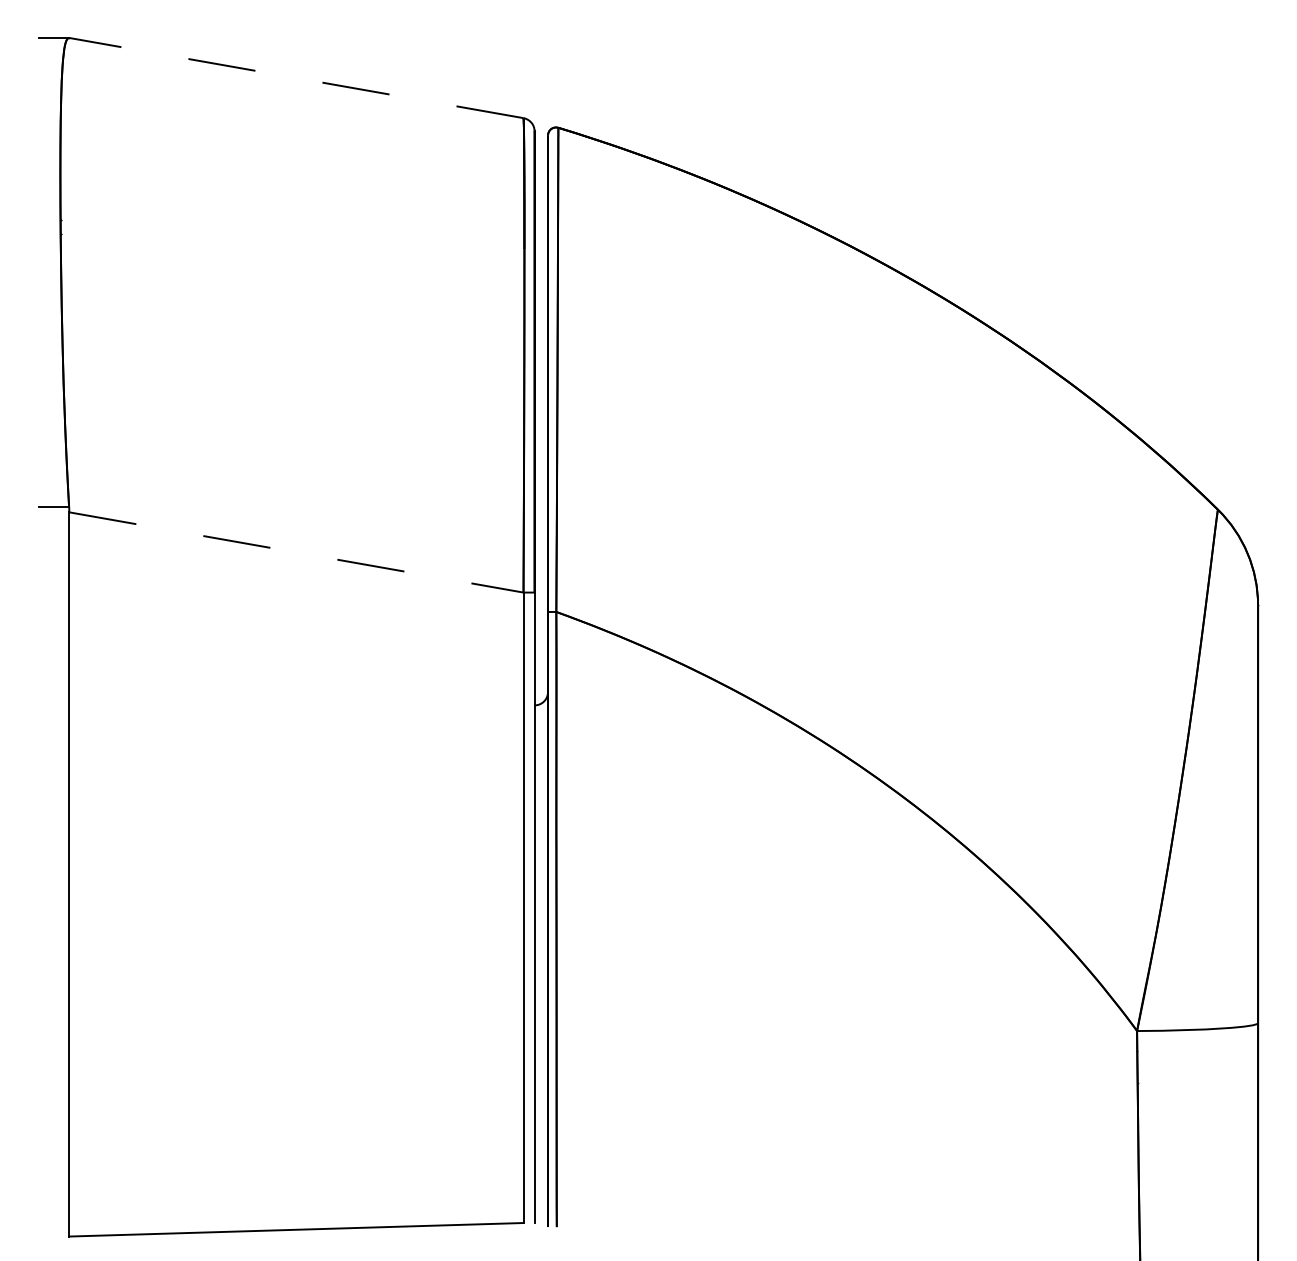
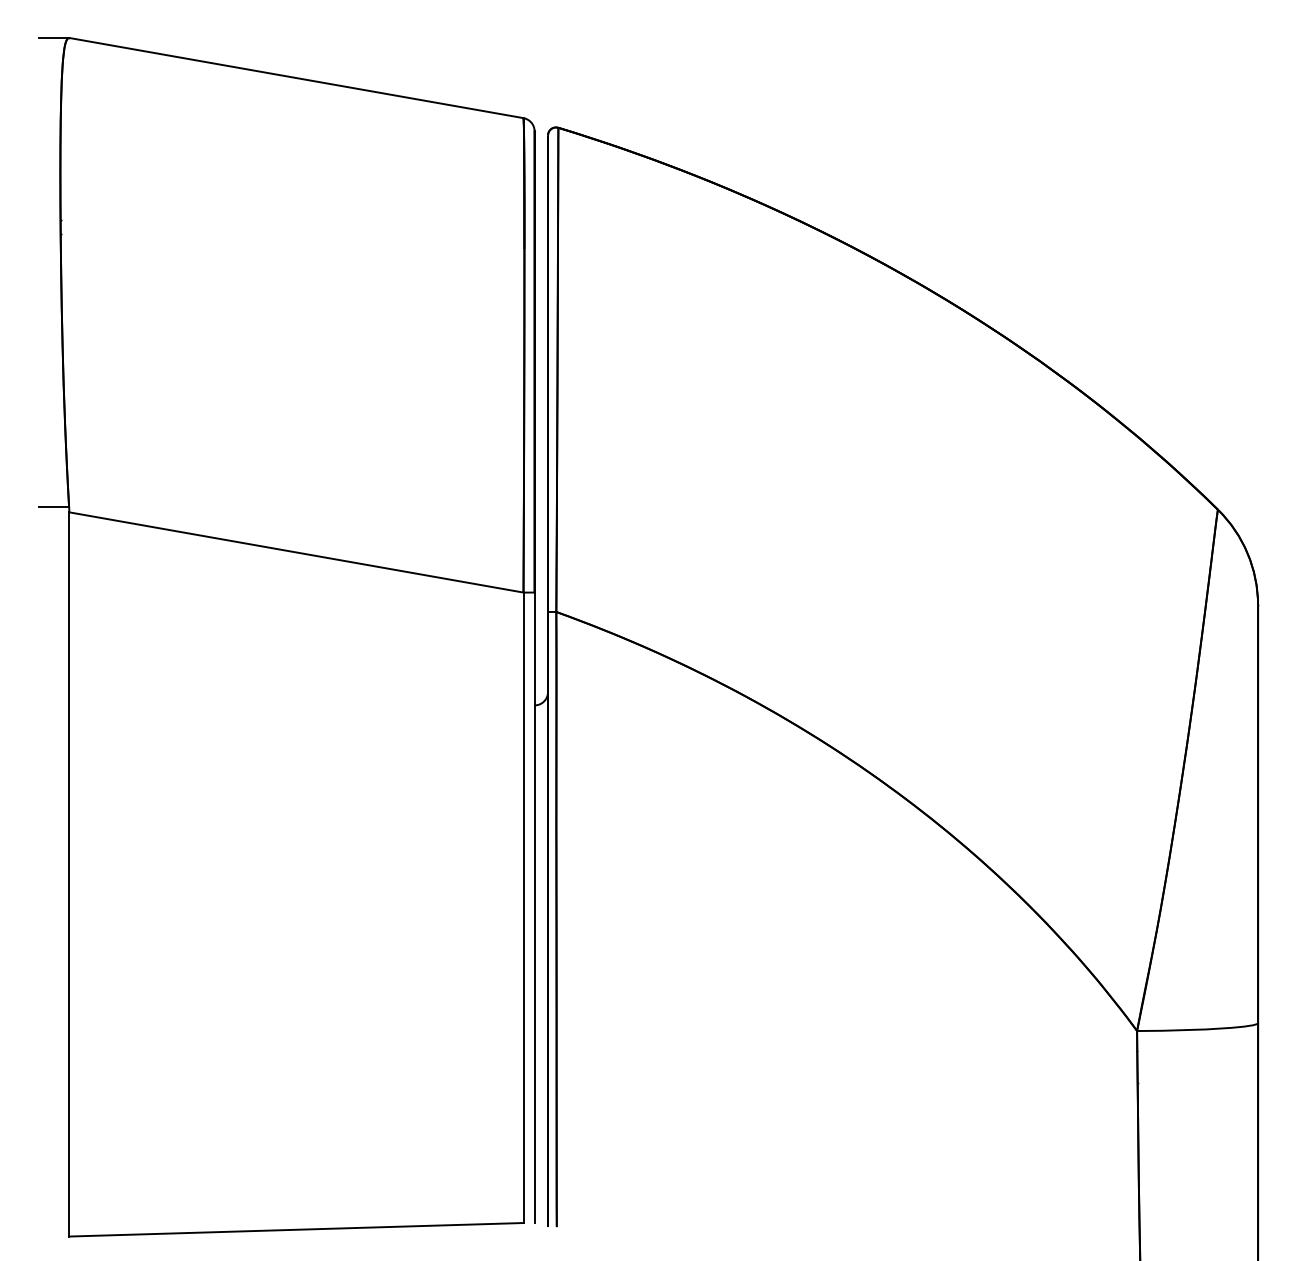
line: dashed -> solid (296, 78)
line: dashed -> solid (296, 552)
